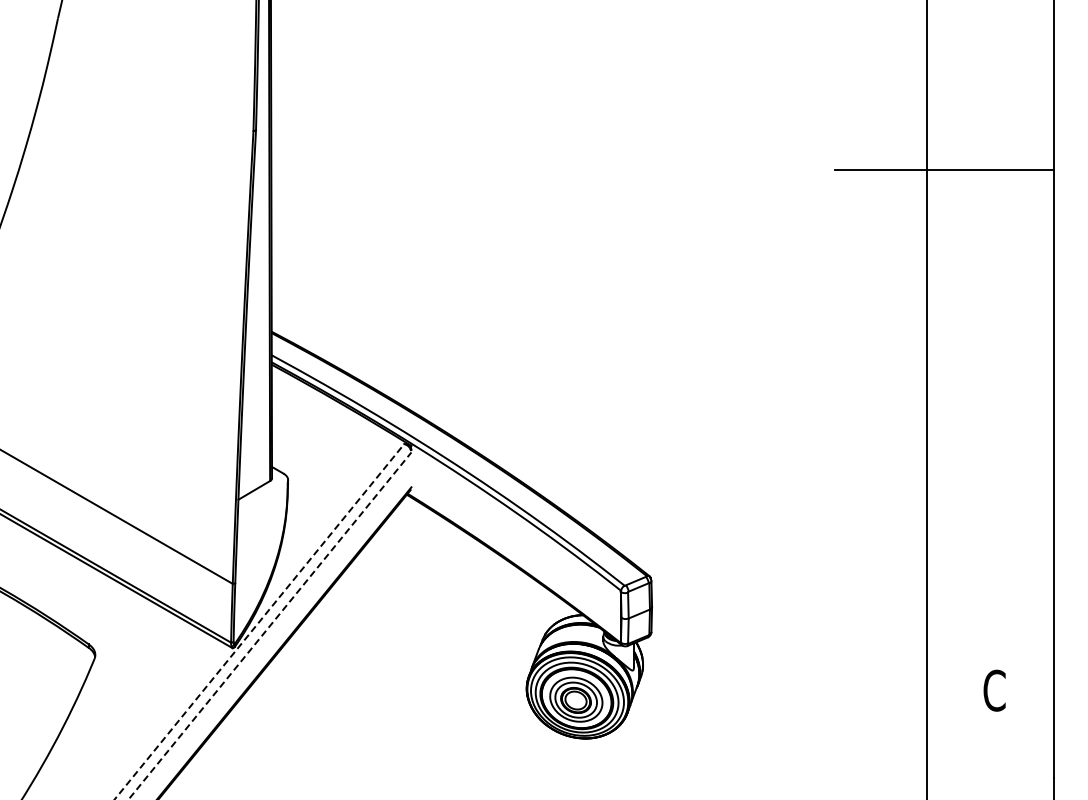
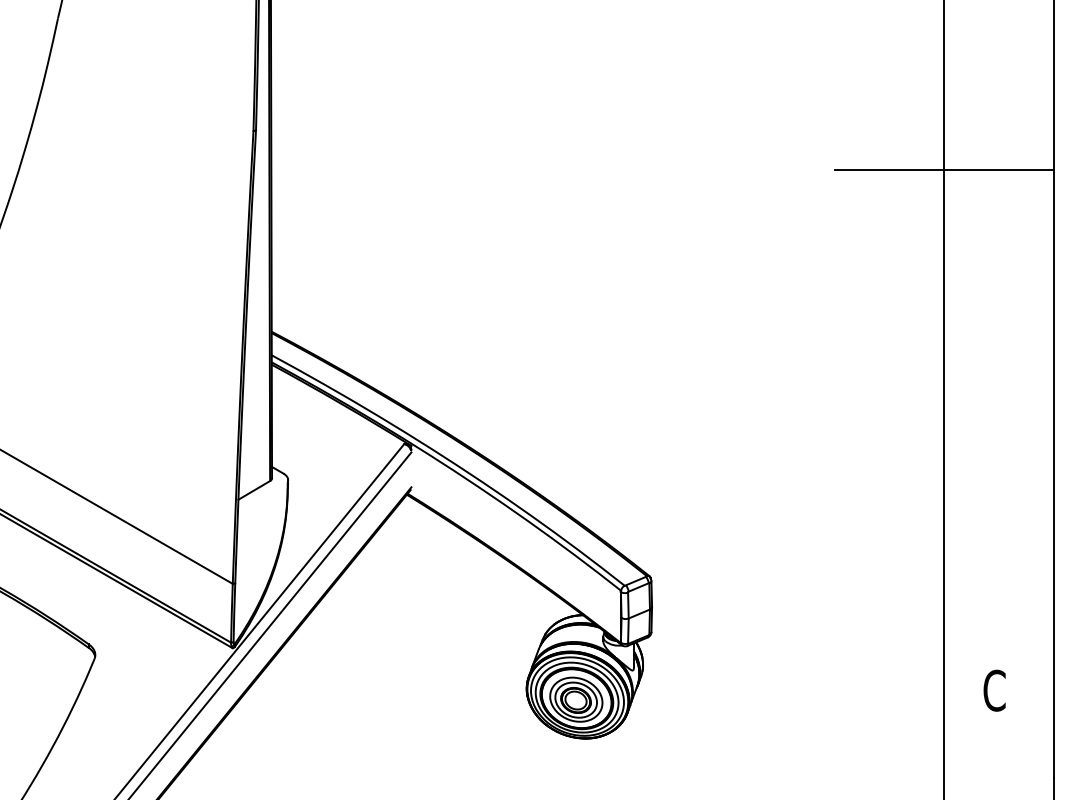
line position: (927, 399) -> (944, 399) (944, 399)
line: dashed -> solid (259, 621)
line: dashed -> solid (270, 625)
